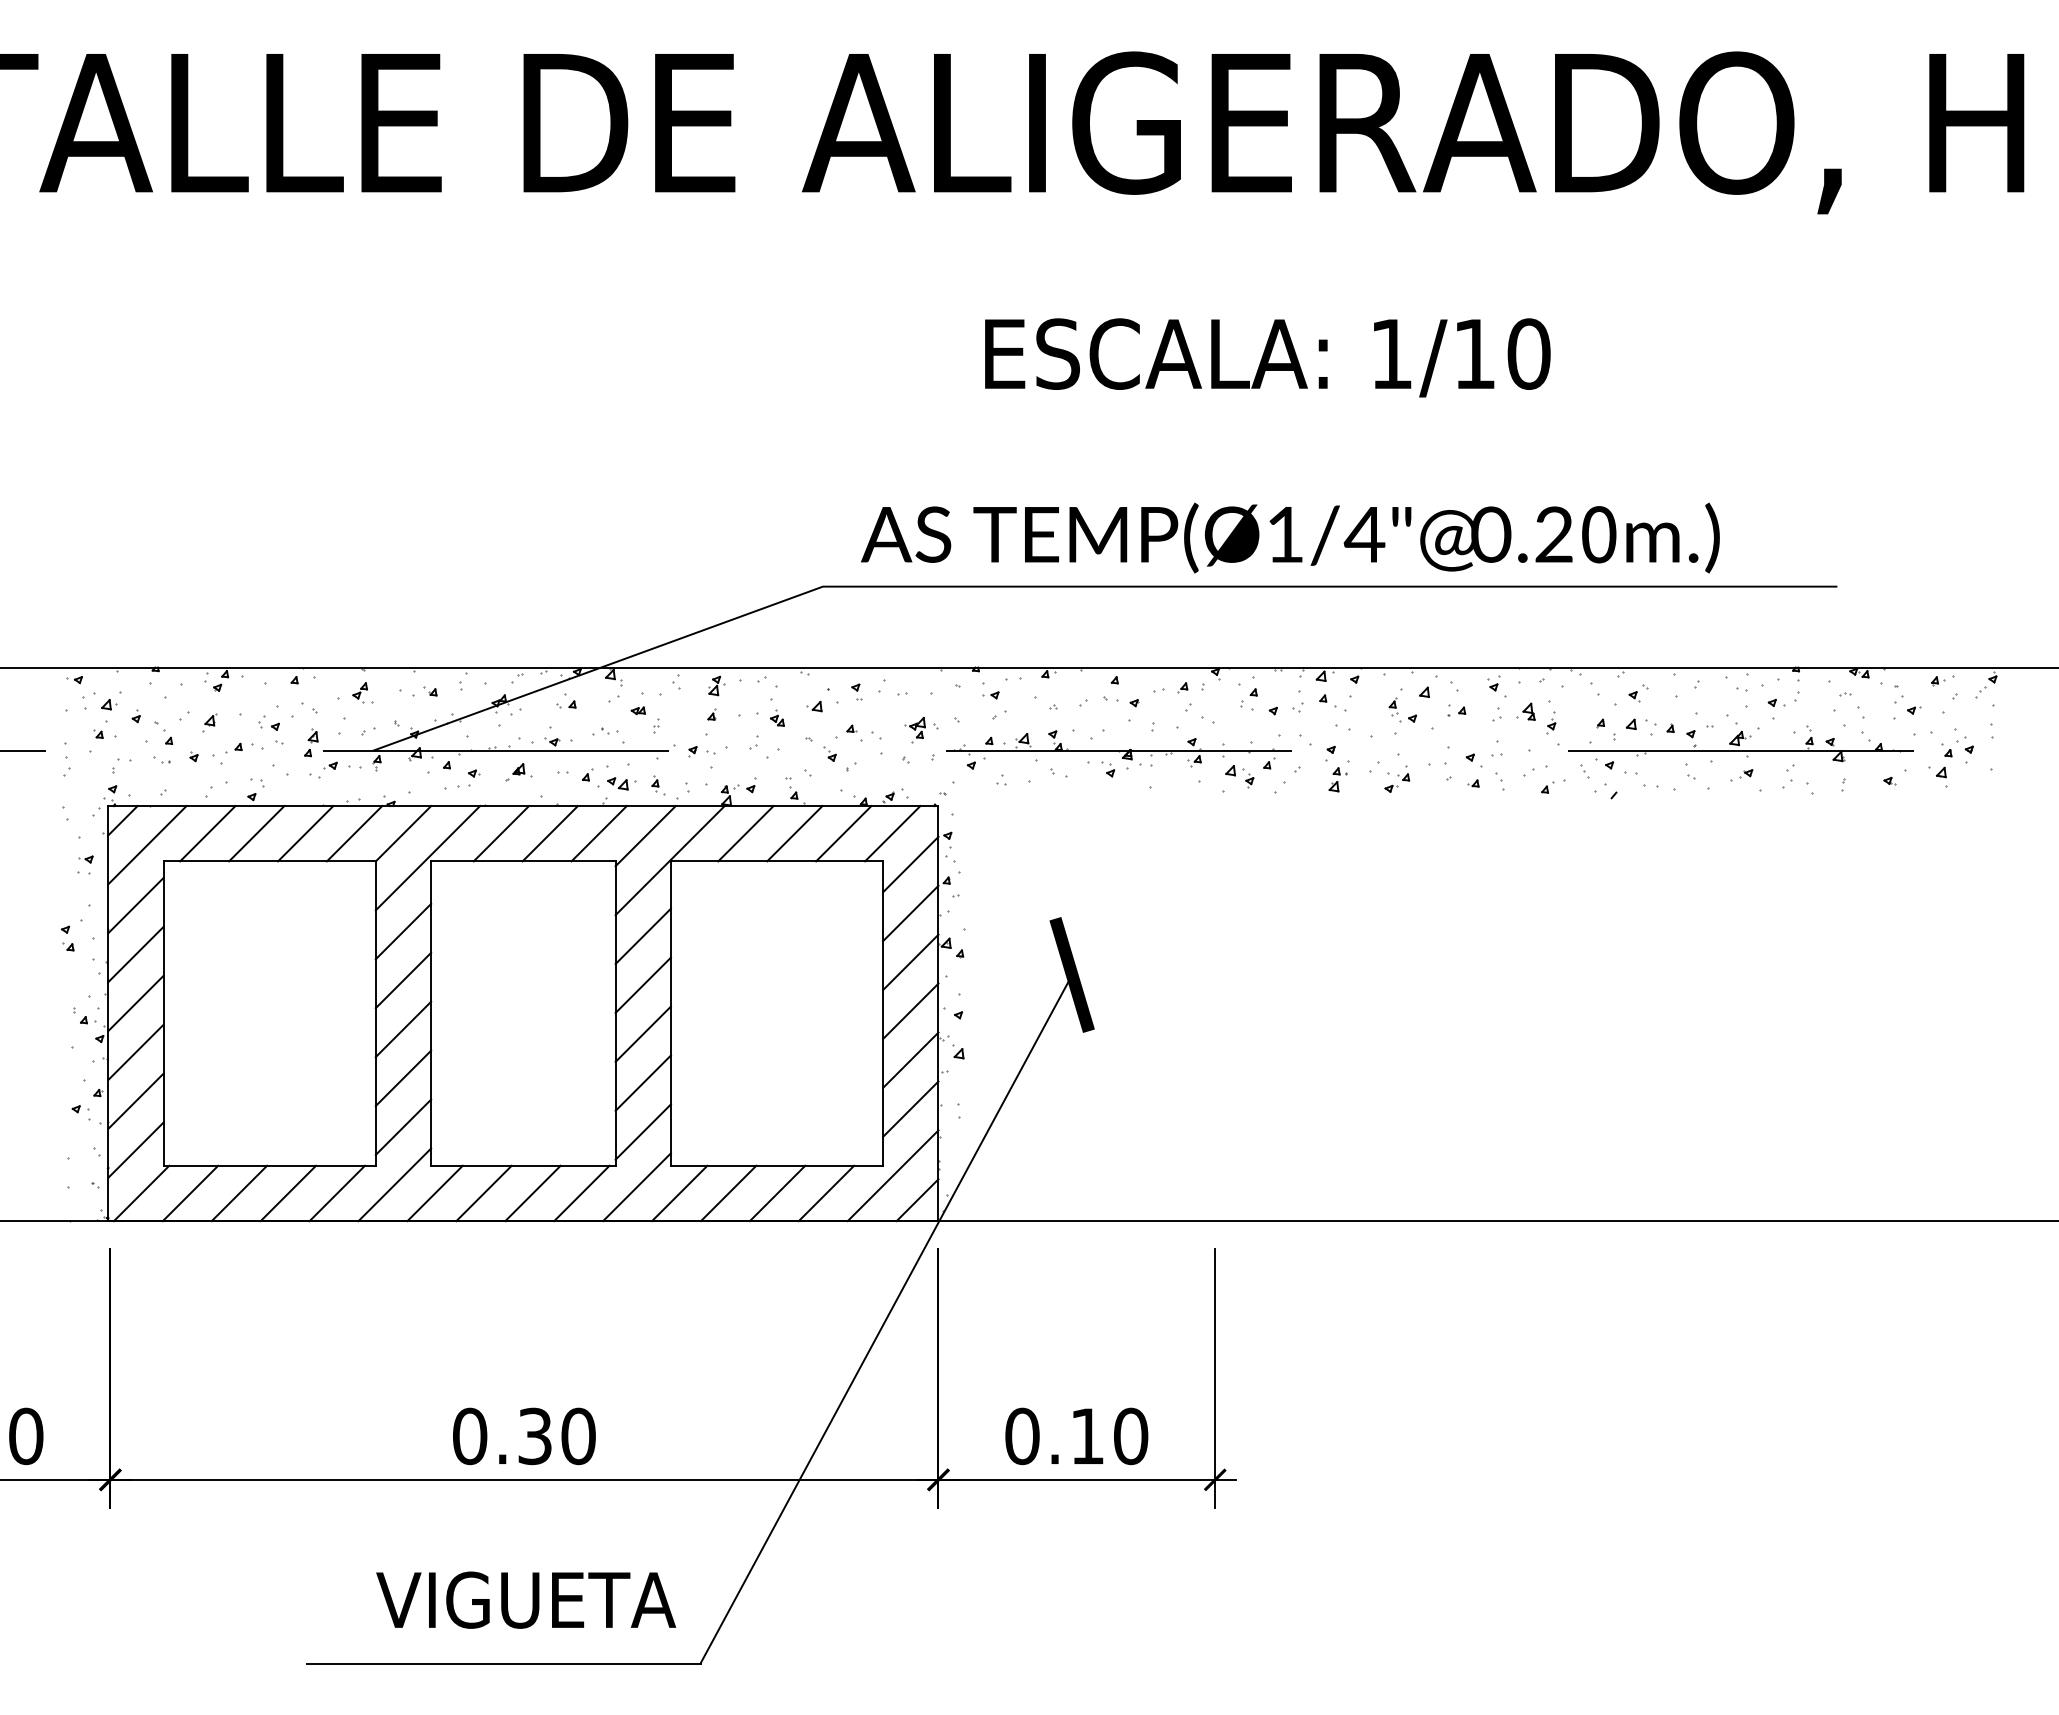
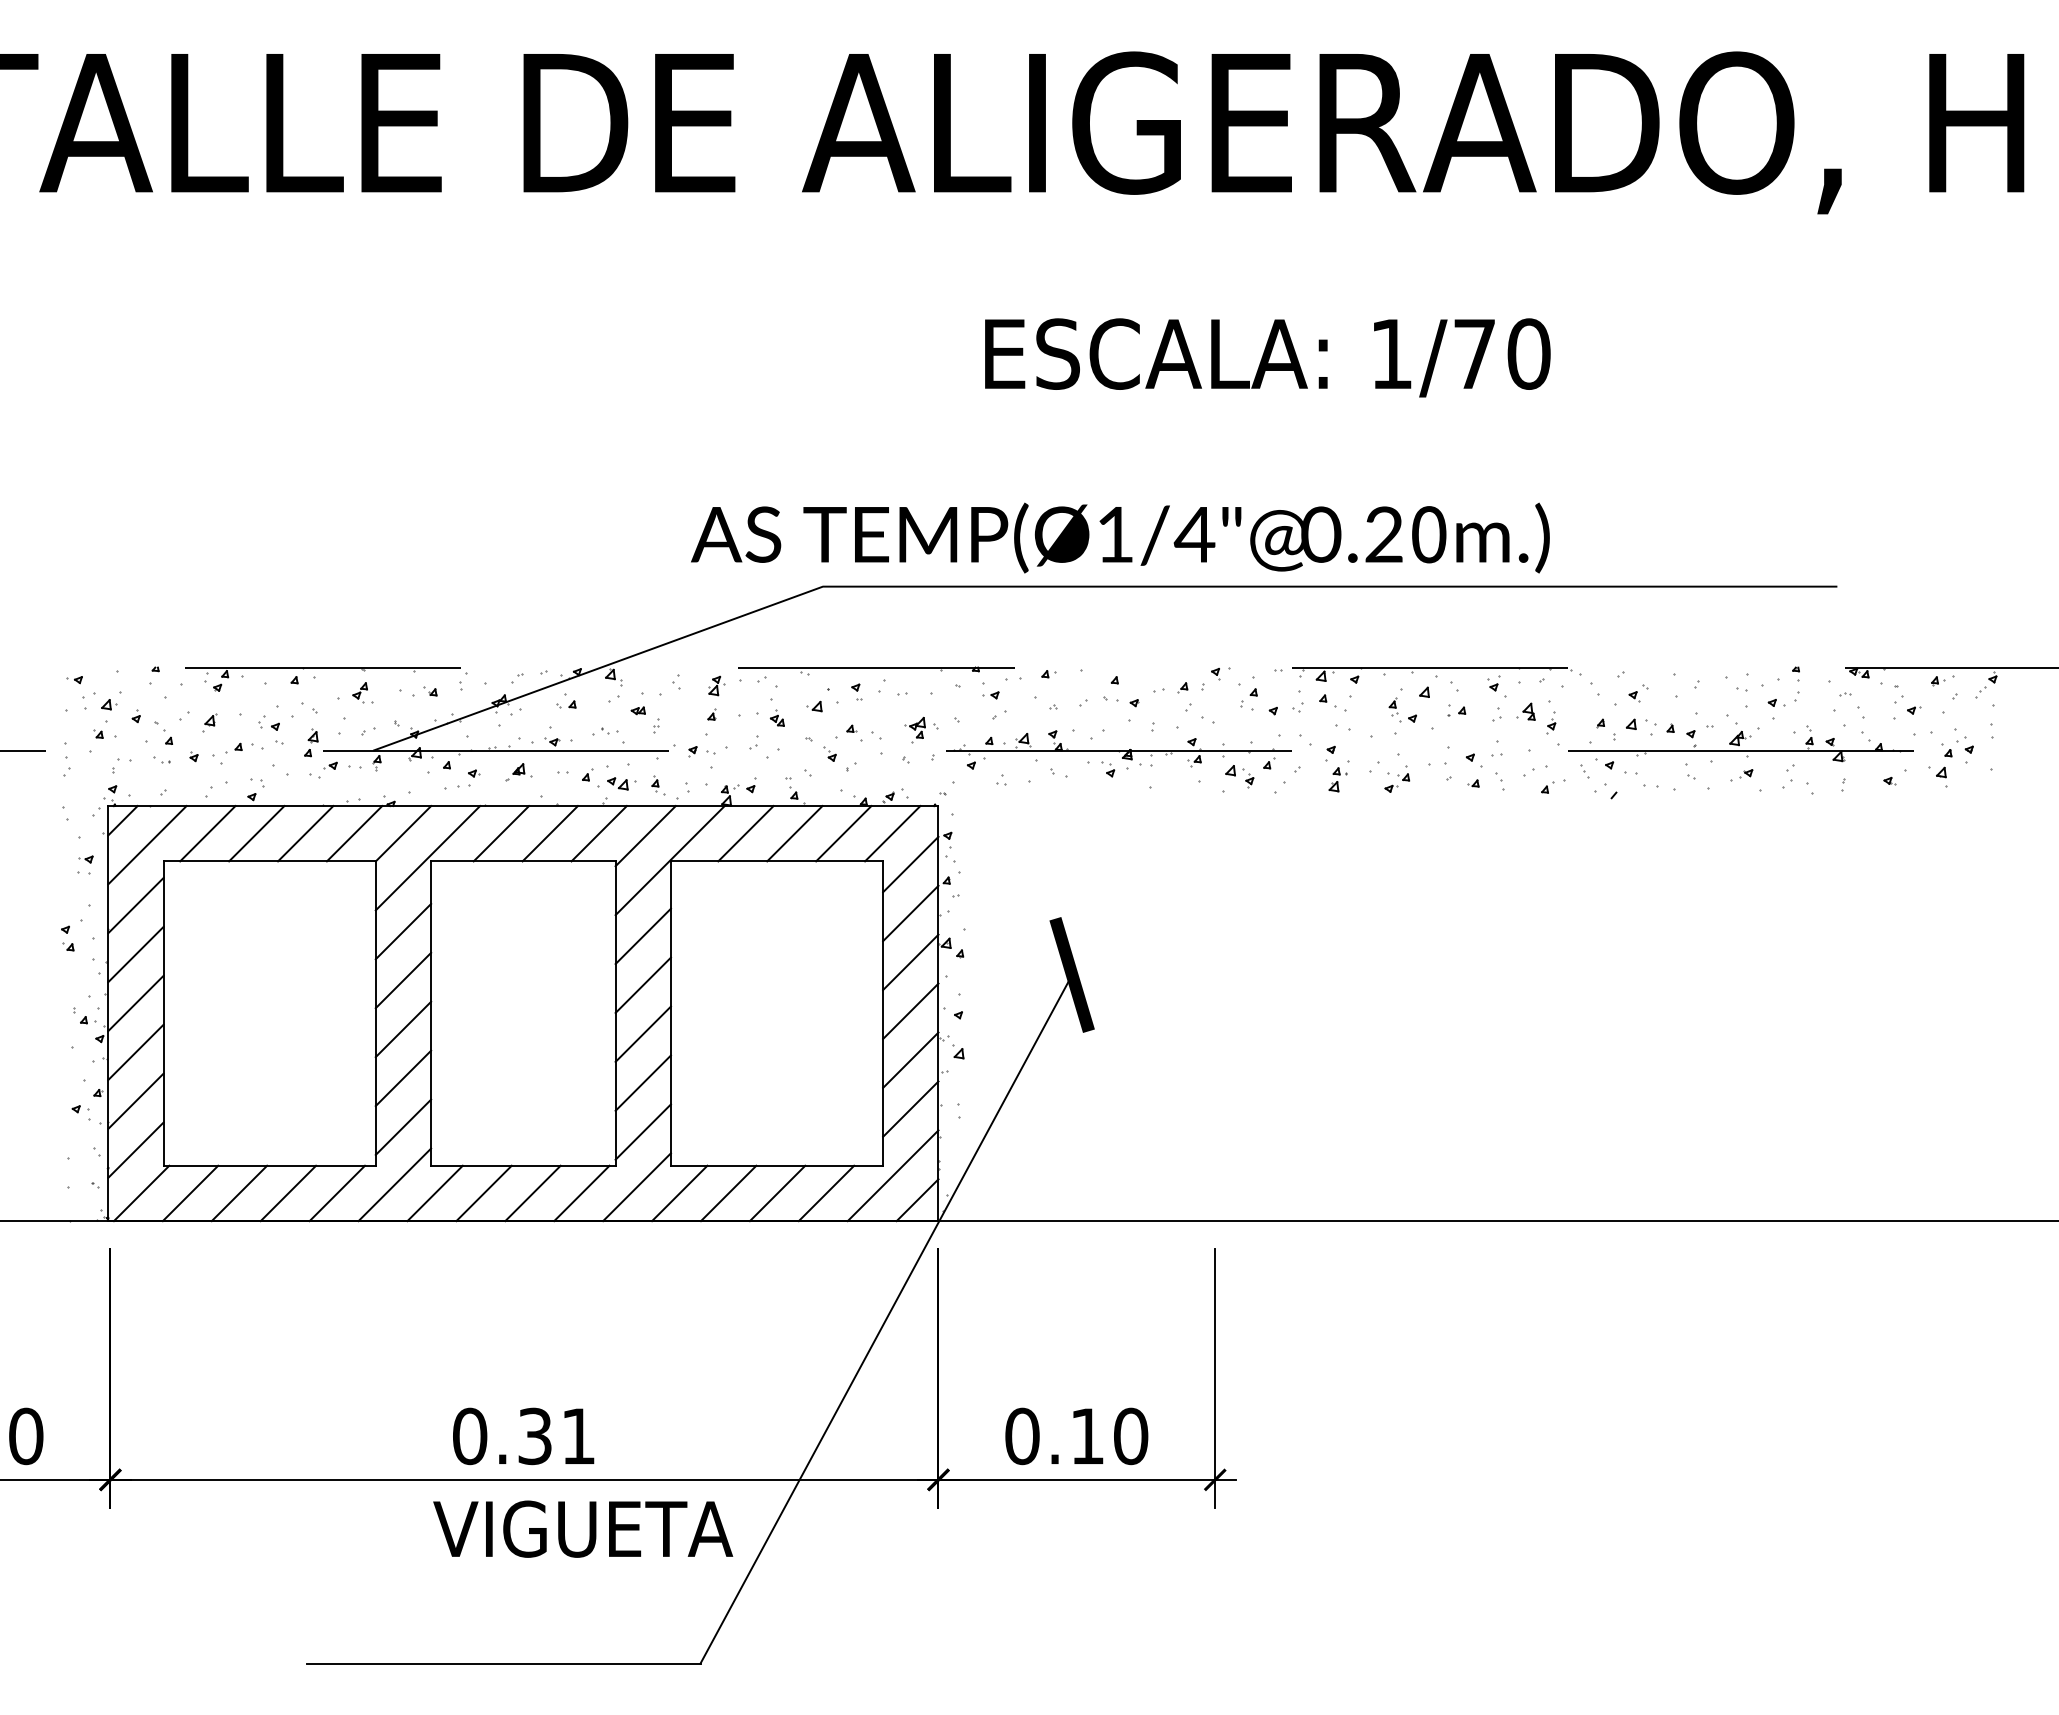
text: 1/10 -> 1/70 (1474, 353)
text position: (1290, 537) -> (1120, 537) (1120, 537)
line: solid -> dashed (1029, 667)
text: 0.30 -> 0.31 (578, 1436)
text position: (526, 1599) -> (583, 1528) (583, 1528)
